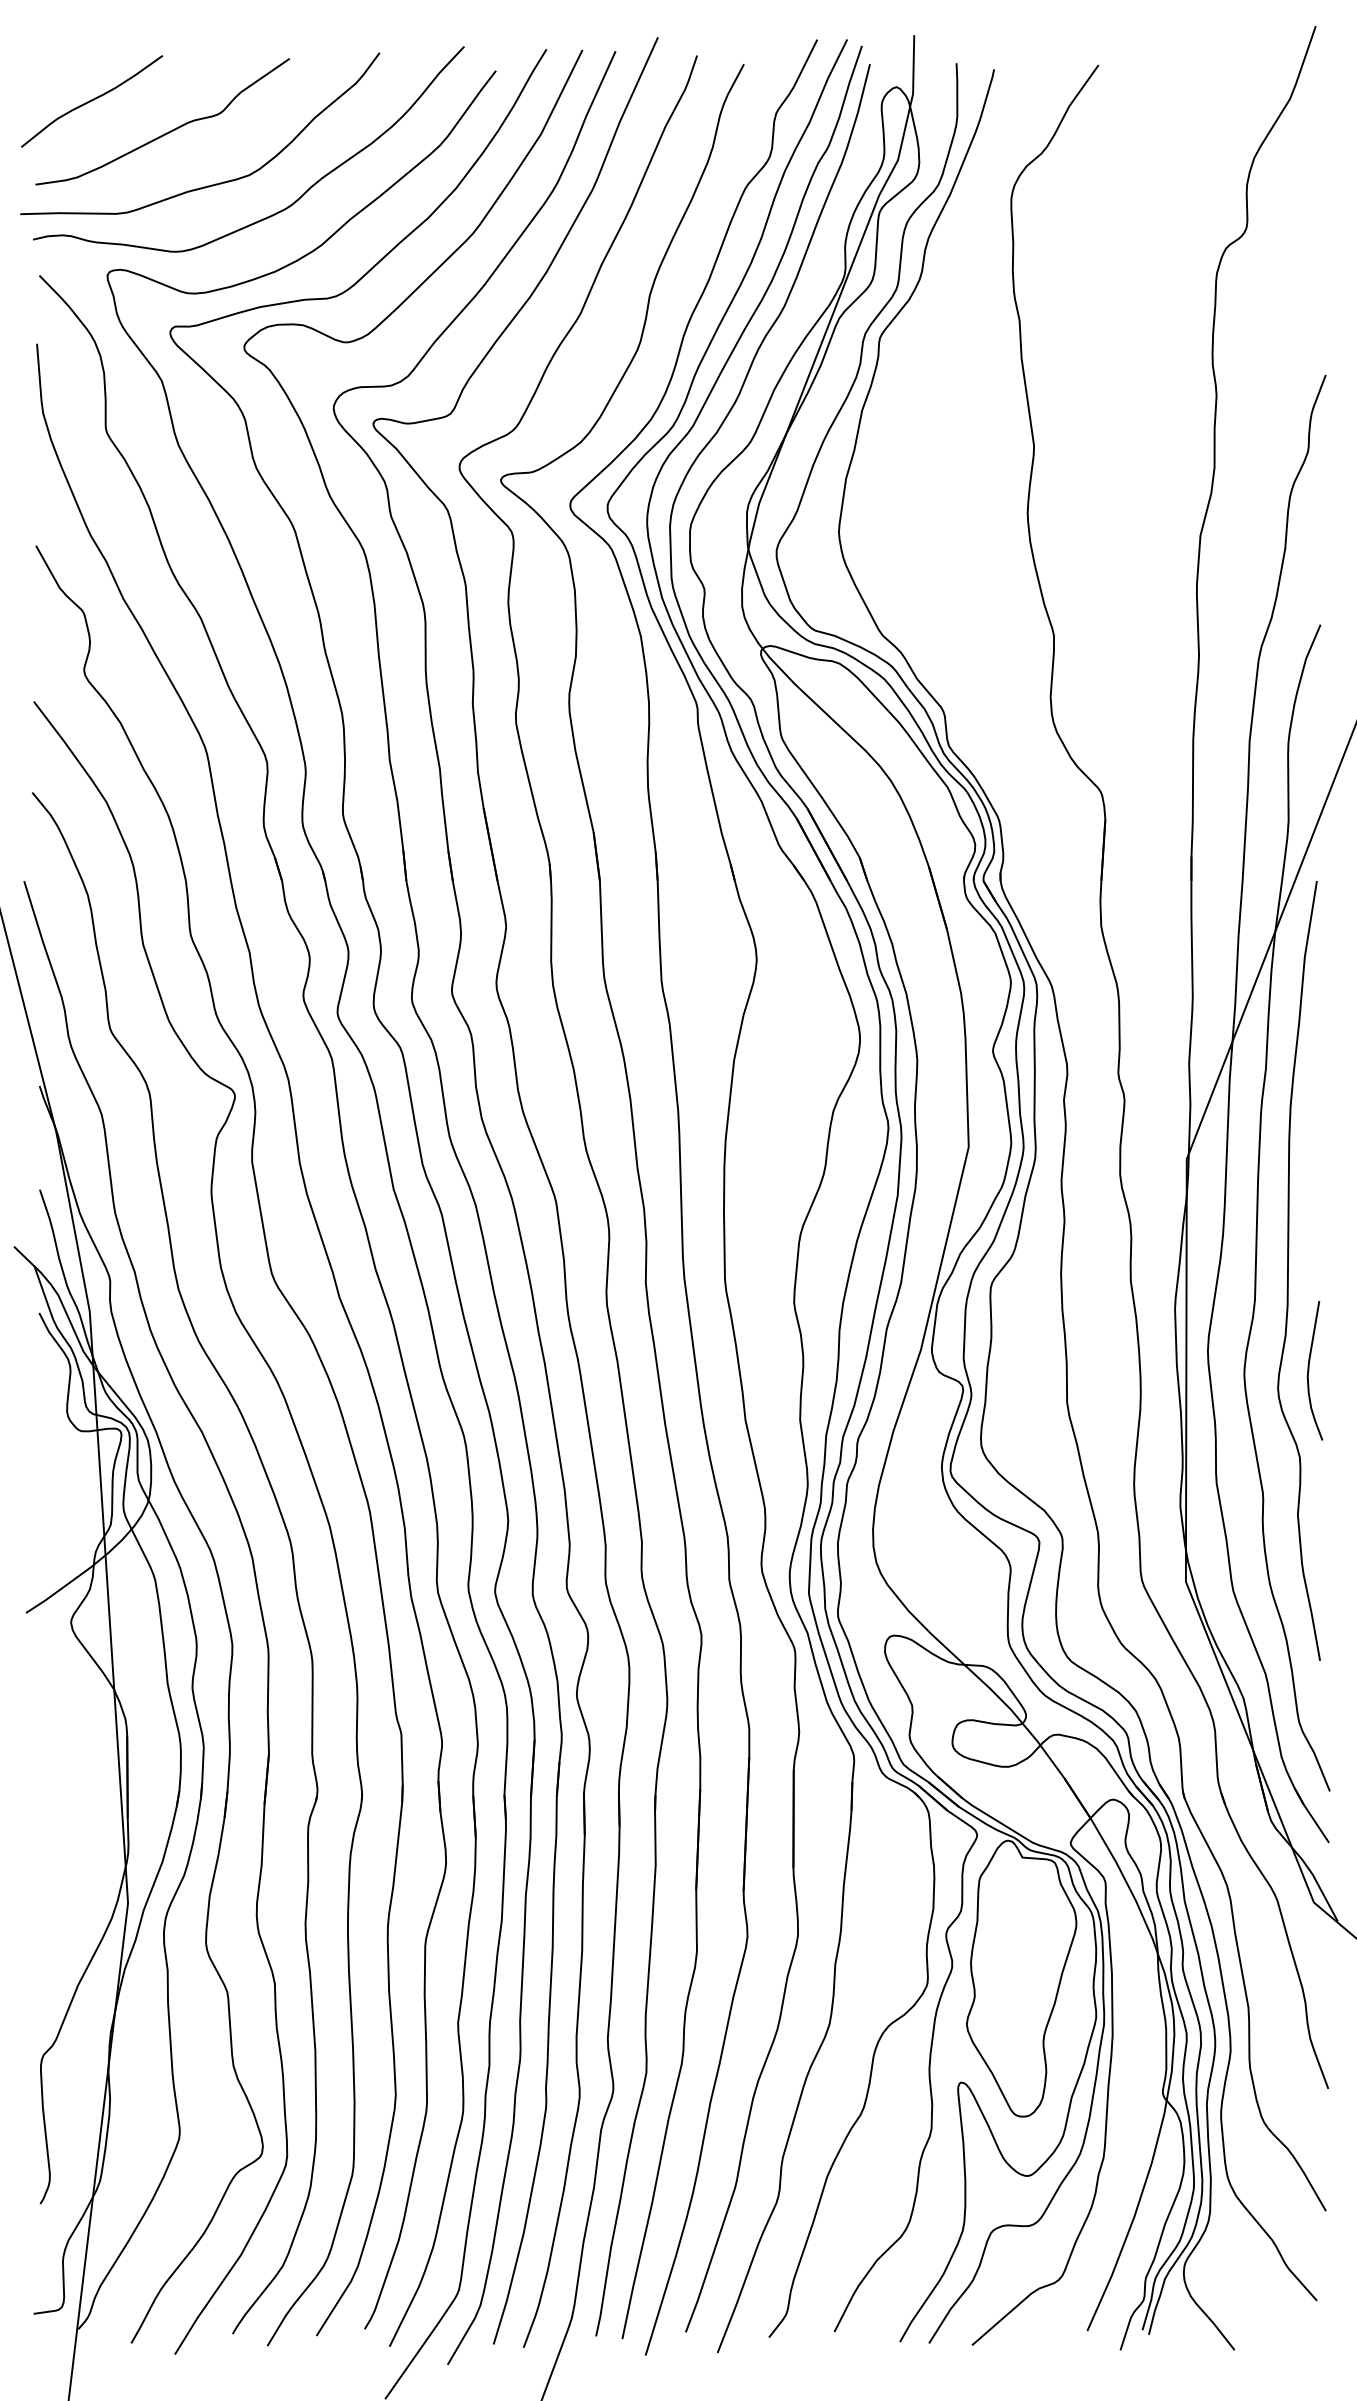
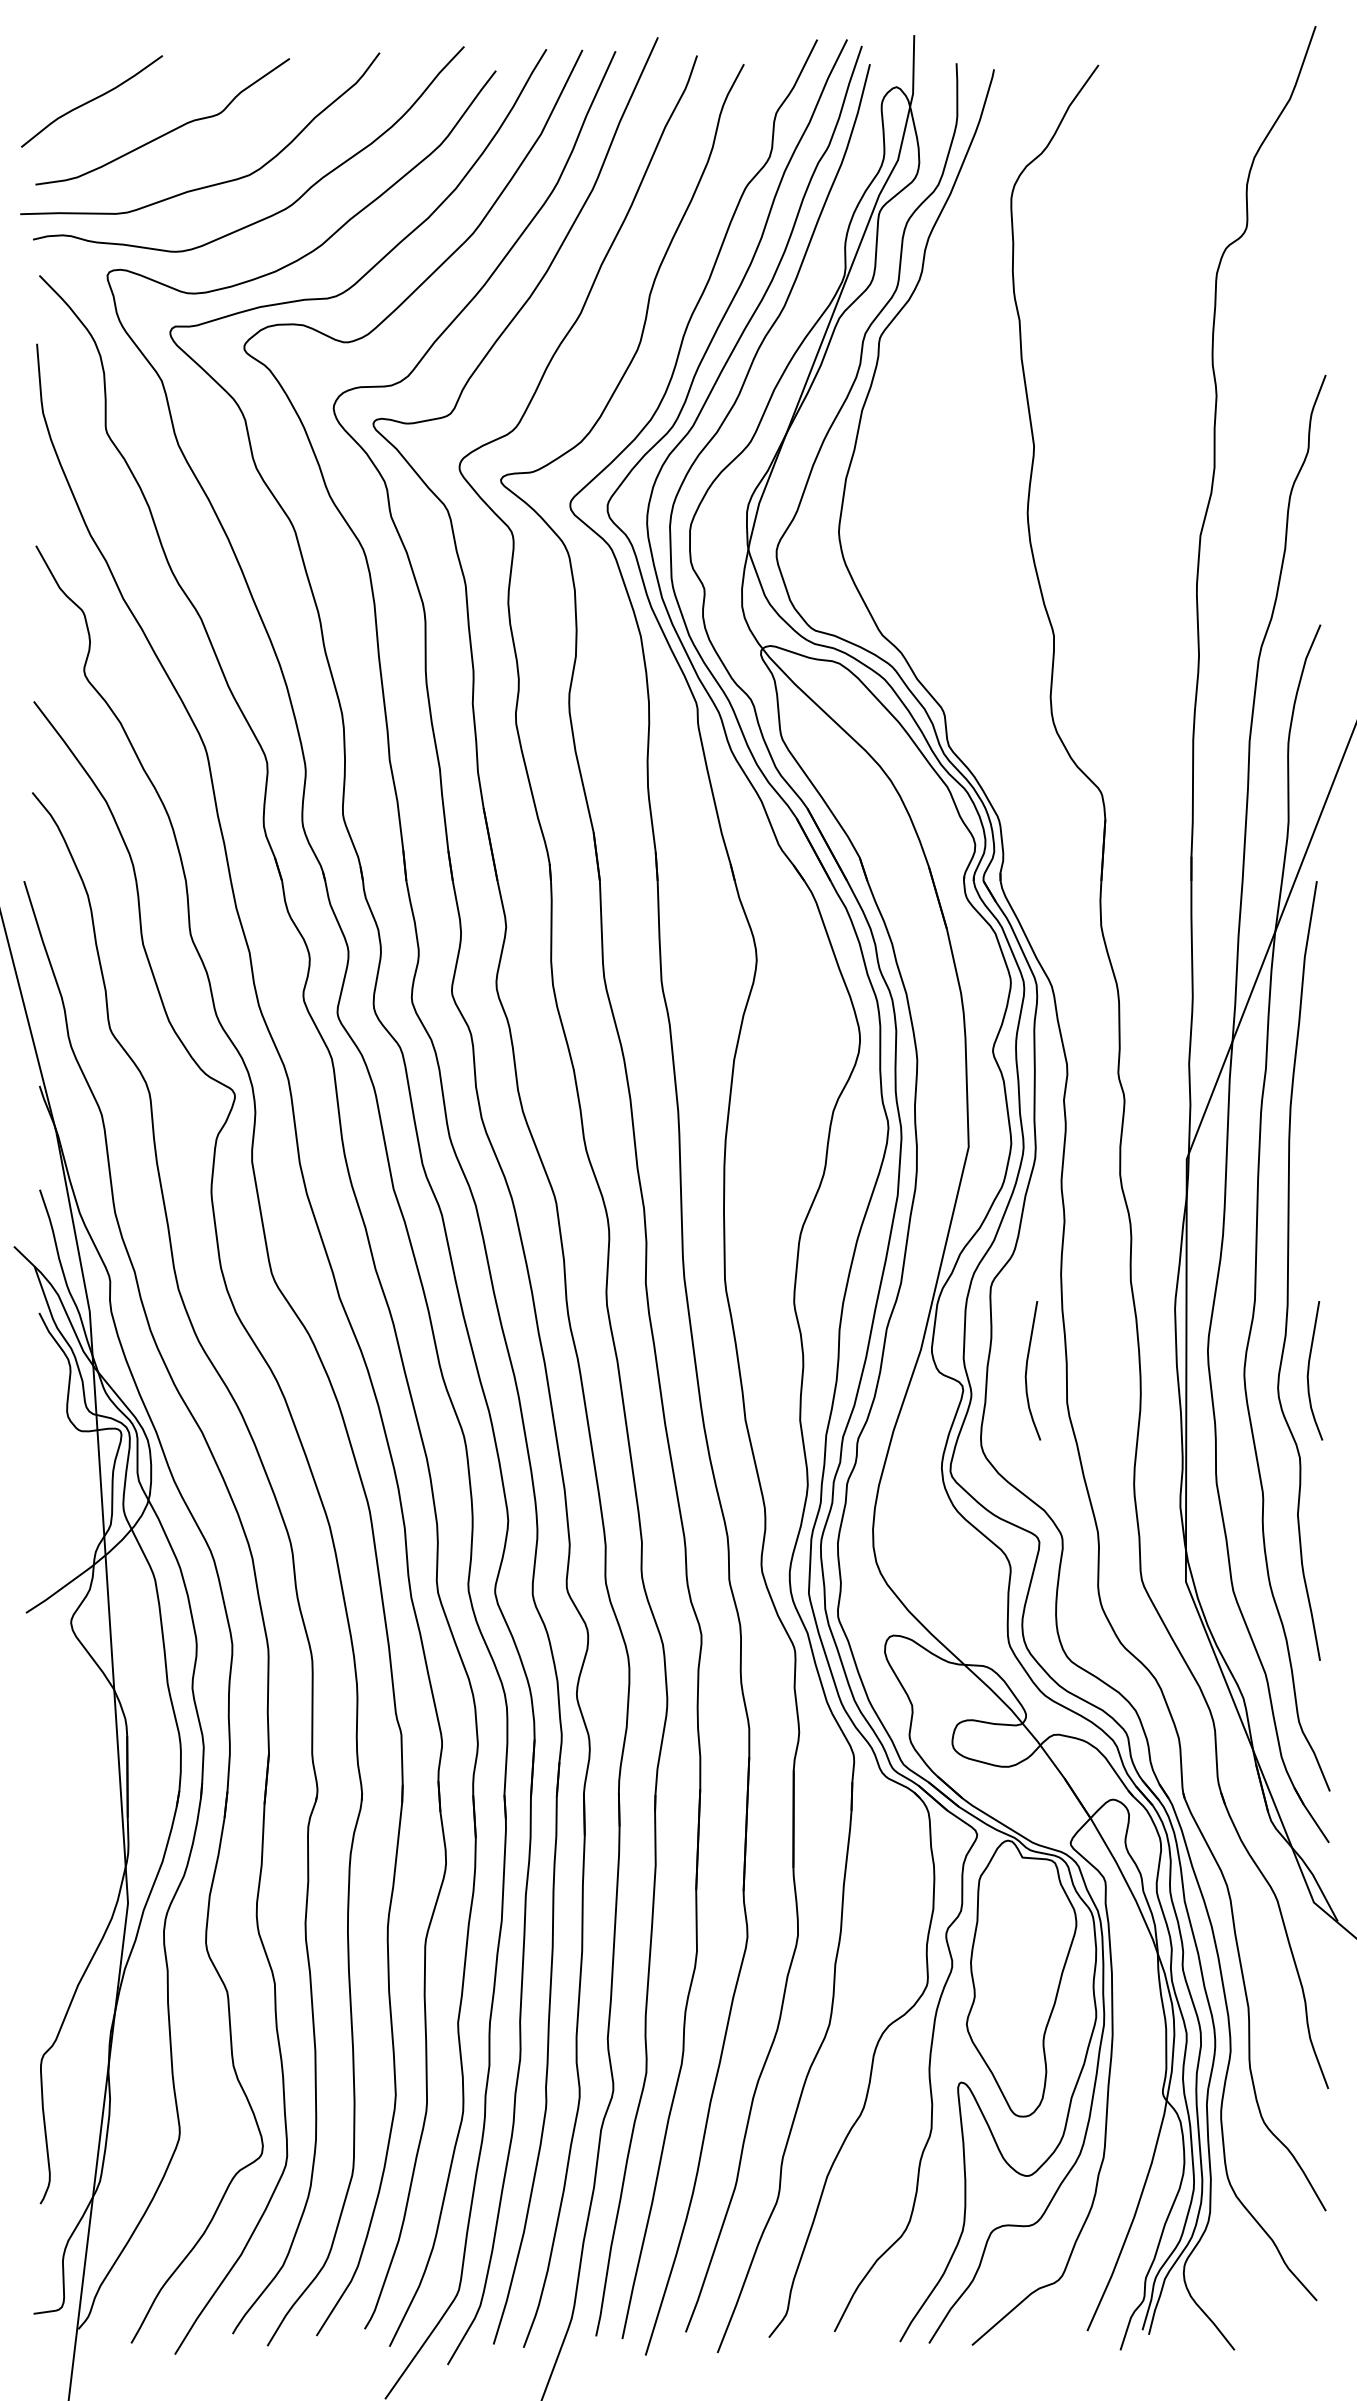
curve: none -> present (1027, 1370)
